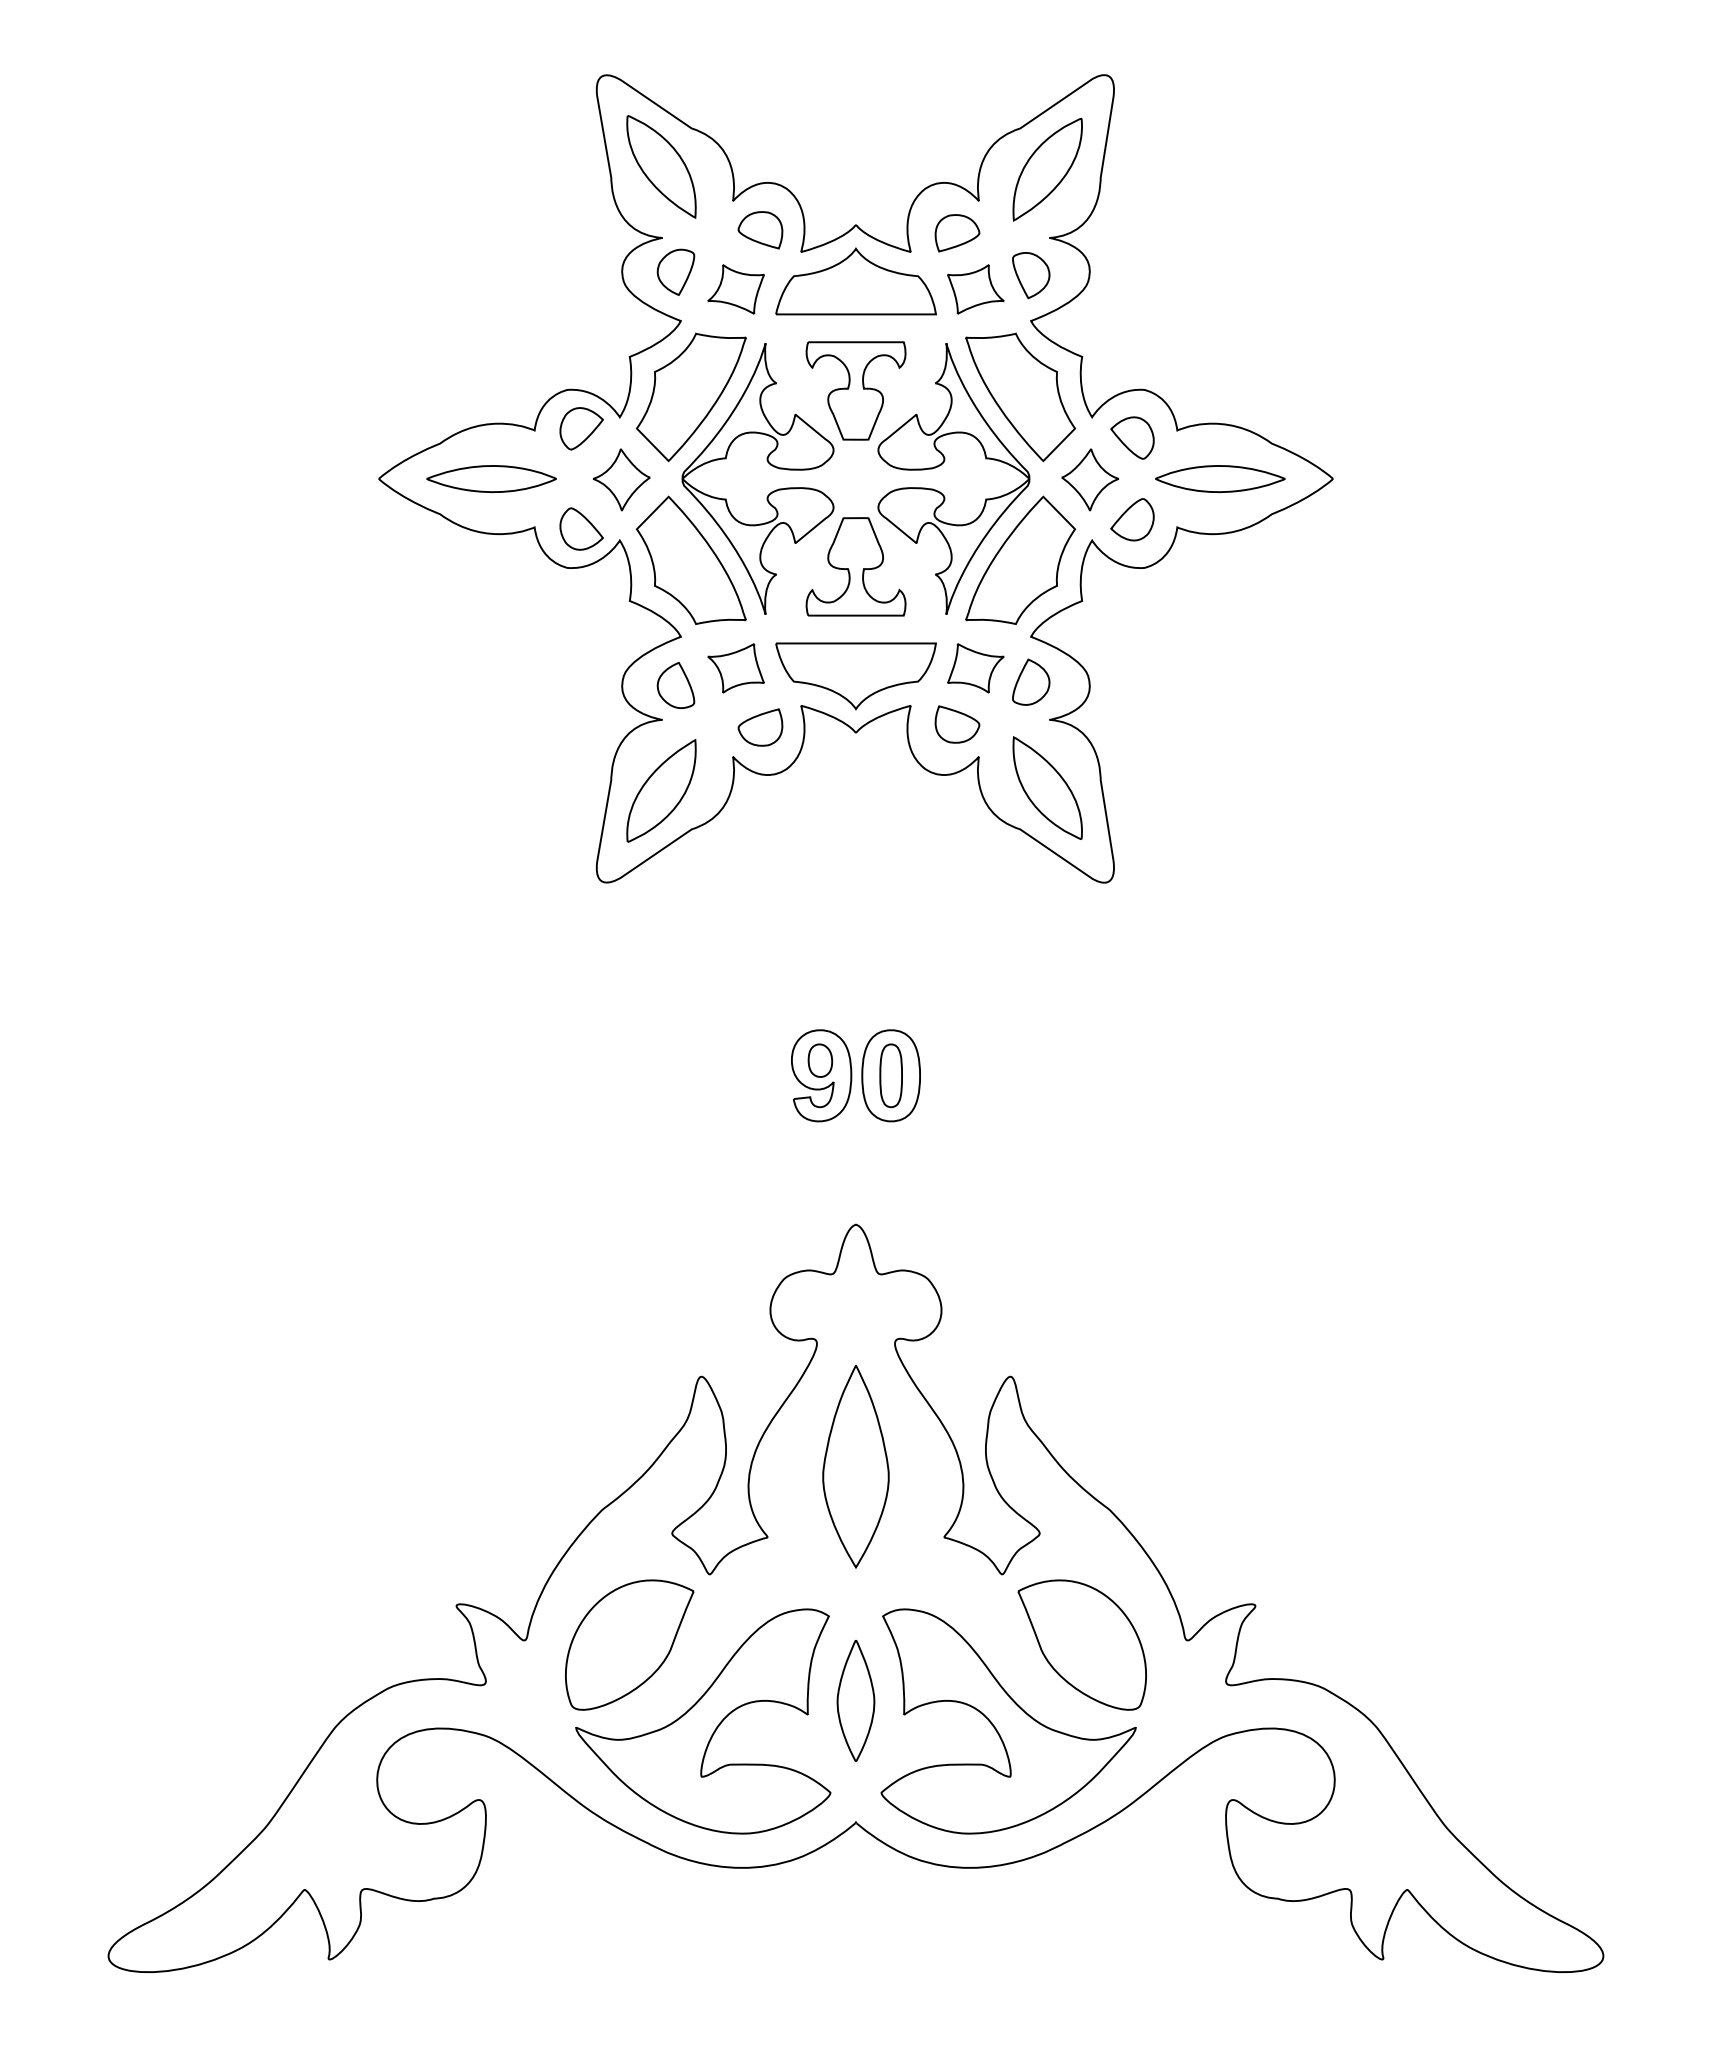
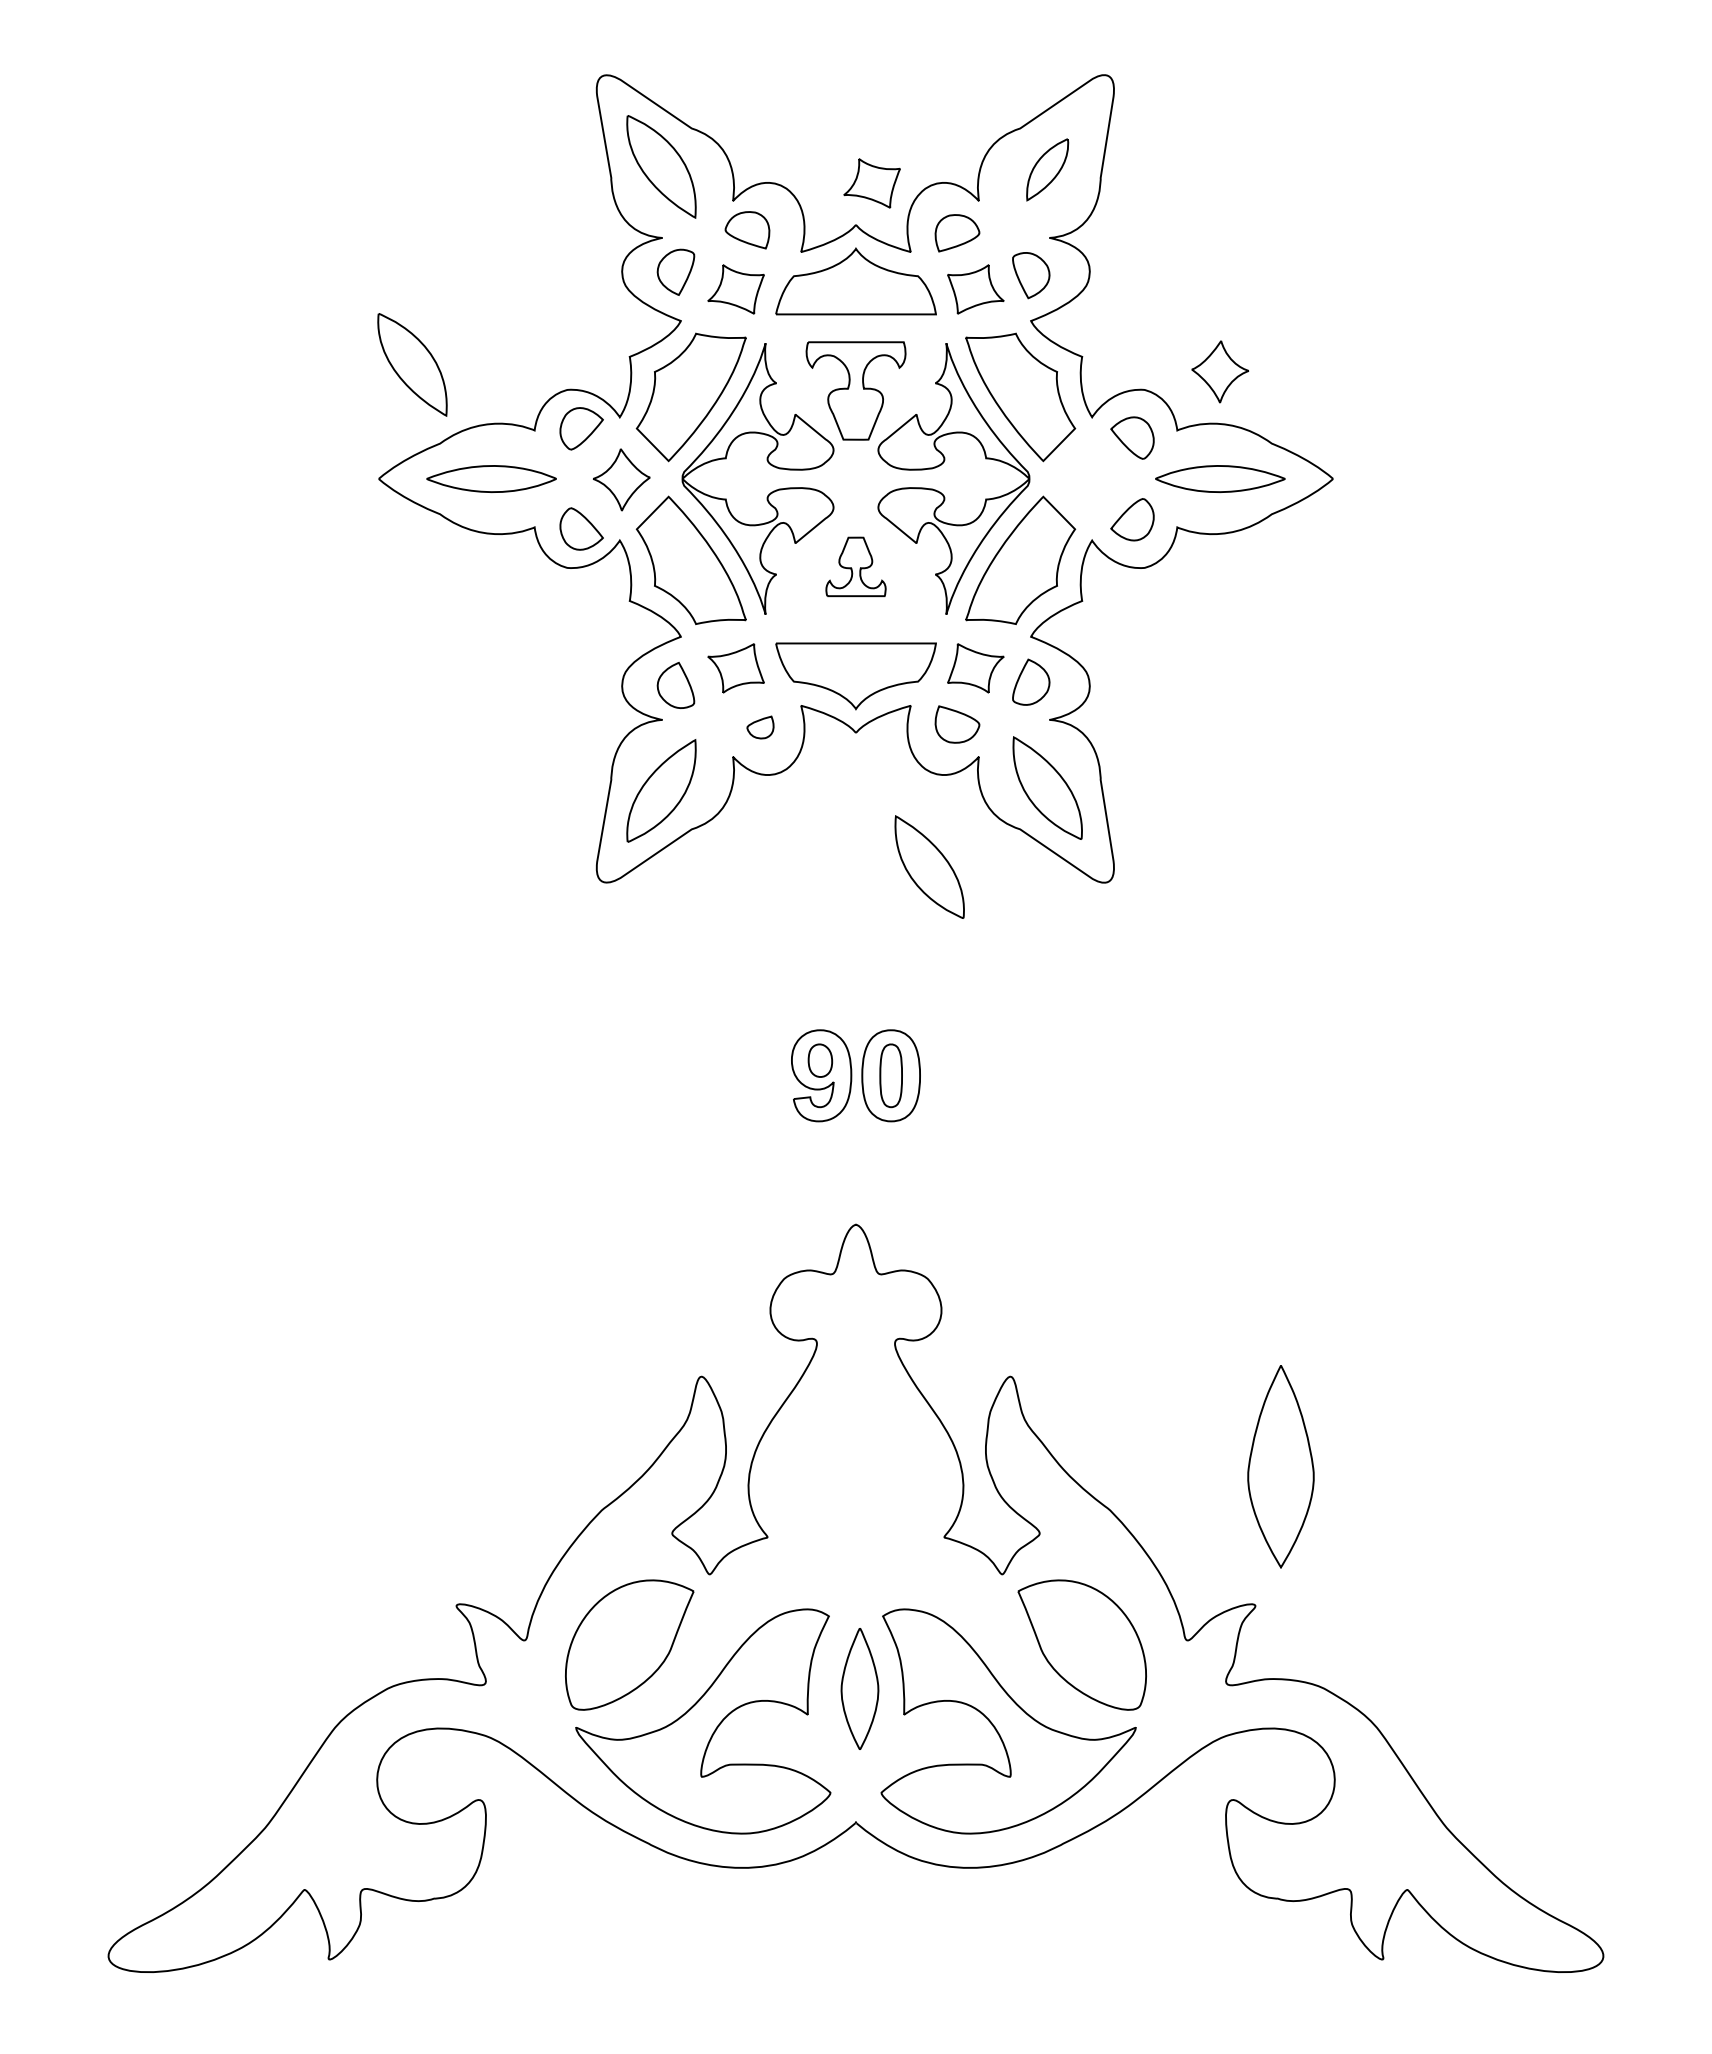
part size: 71x104 px -> 44x64 px (1047, 169)
part: none -> present (871, 183)
part position: (760, 230) -> (747, 230) (747, 230)
part: none -> present (412, 364)
part position: (1090, 479) -> (1220, 371) (1220, 371)
part size: 102x100 px -> 62x62 px (855, 566)
part size: 47x39 px -> 29x25 px (760, 727)
part: none -> present (929, 866)
part position: (855, 1466) -> (1280, 1466) (1280, 1466)
part position: (855, 1700) -> (859, 1688) (859, 1688)
